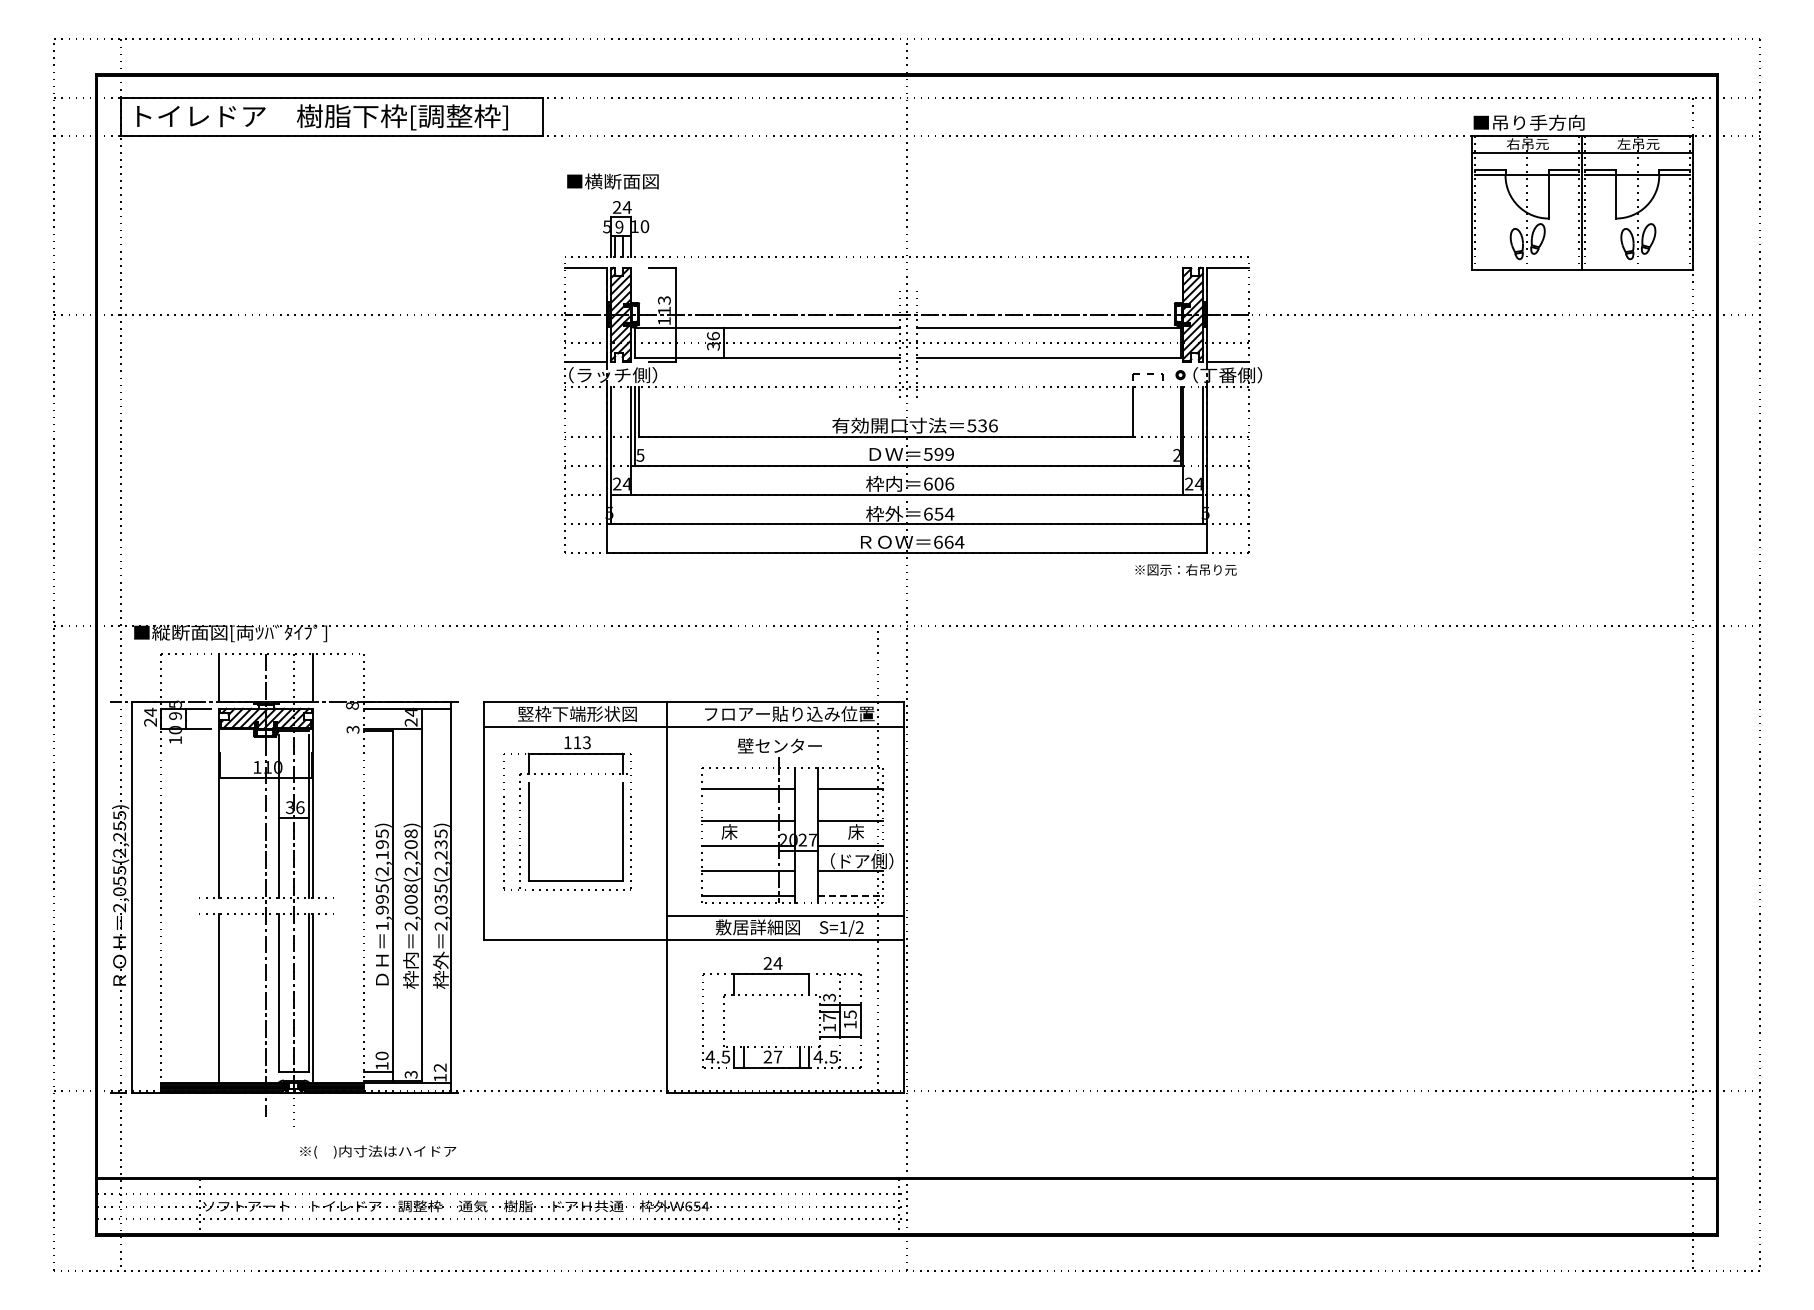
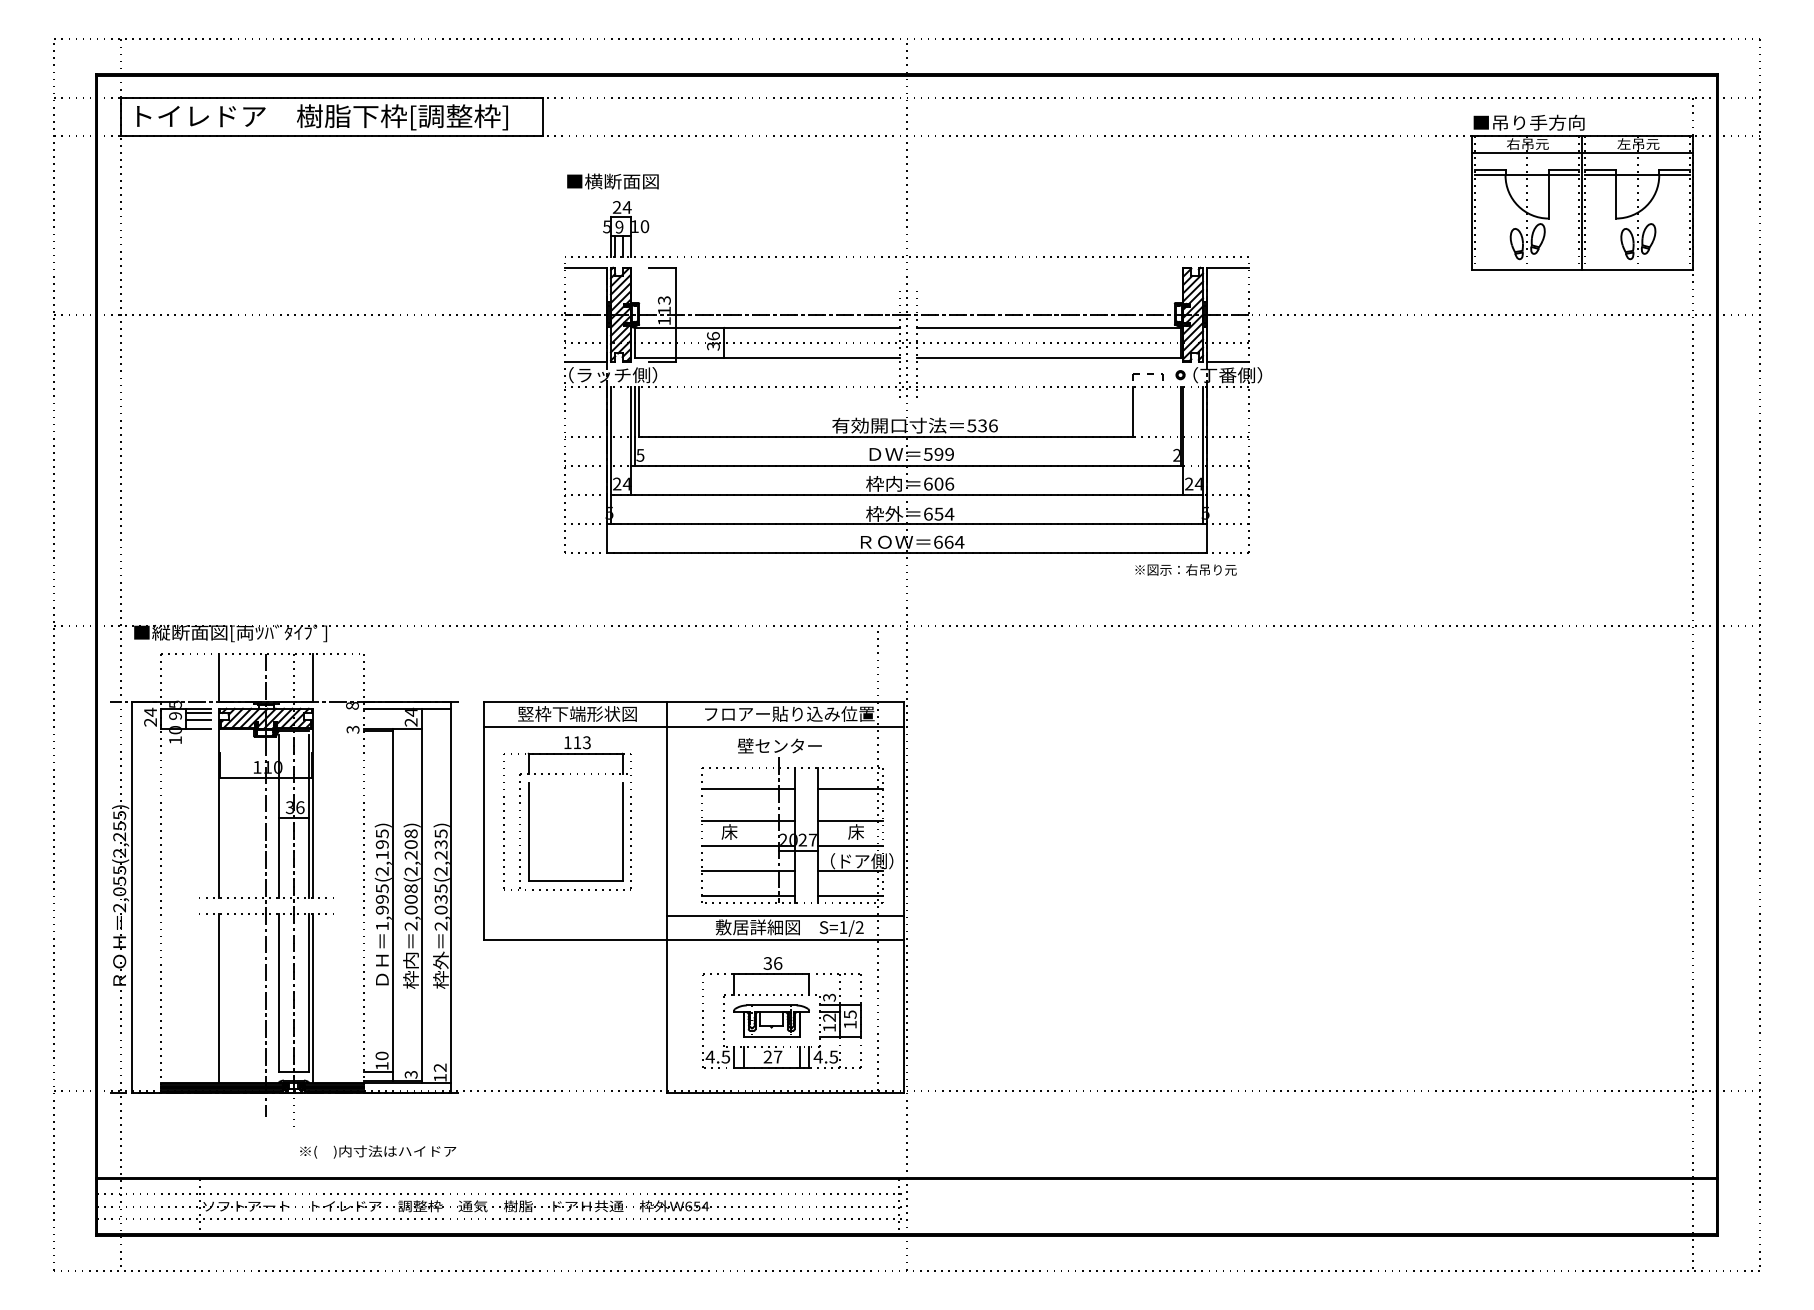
line: none -> present (198, 712)
line: none -> present (198, 720)
line: dashed -> solid (850, 896)
text: 24 -> 36 (772, 963)
text: 17 -> 12 (829, 1017)
part: none -> present (771, 1020)
